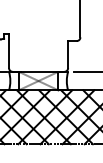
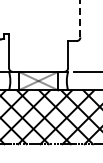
line: solid -> dashed (80, 18)
